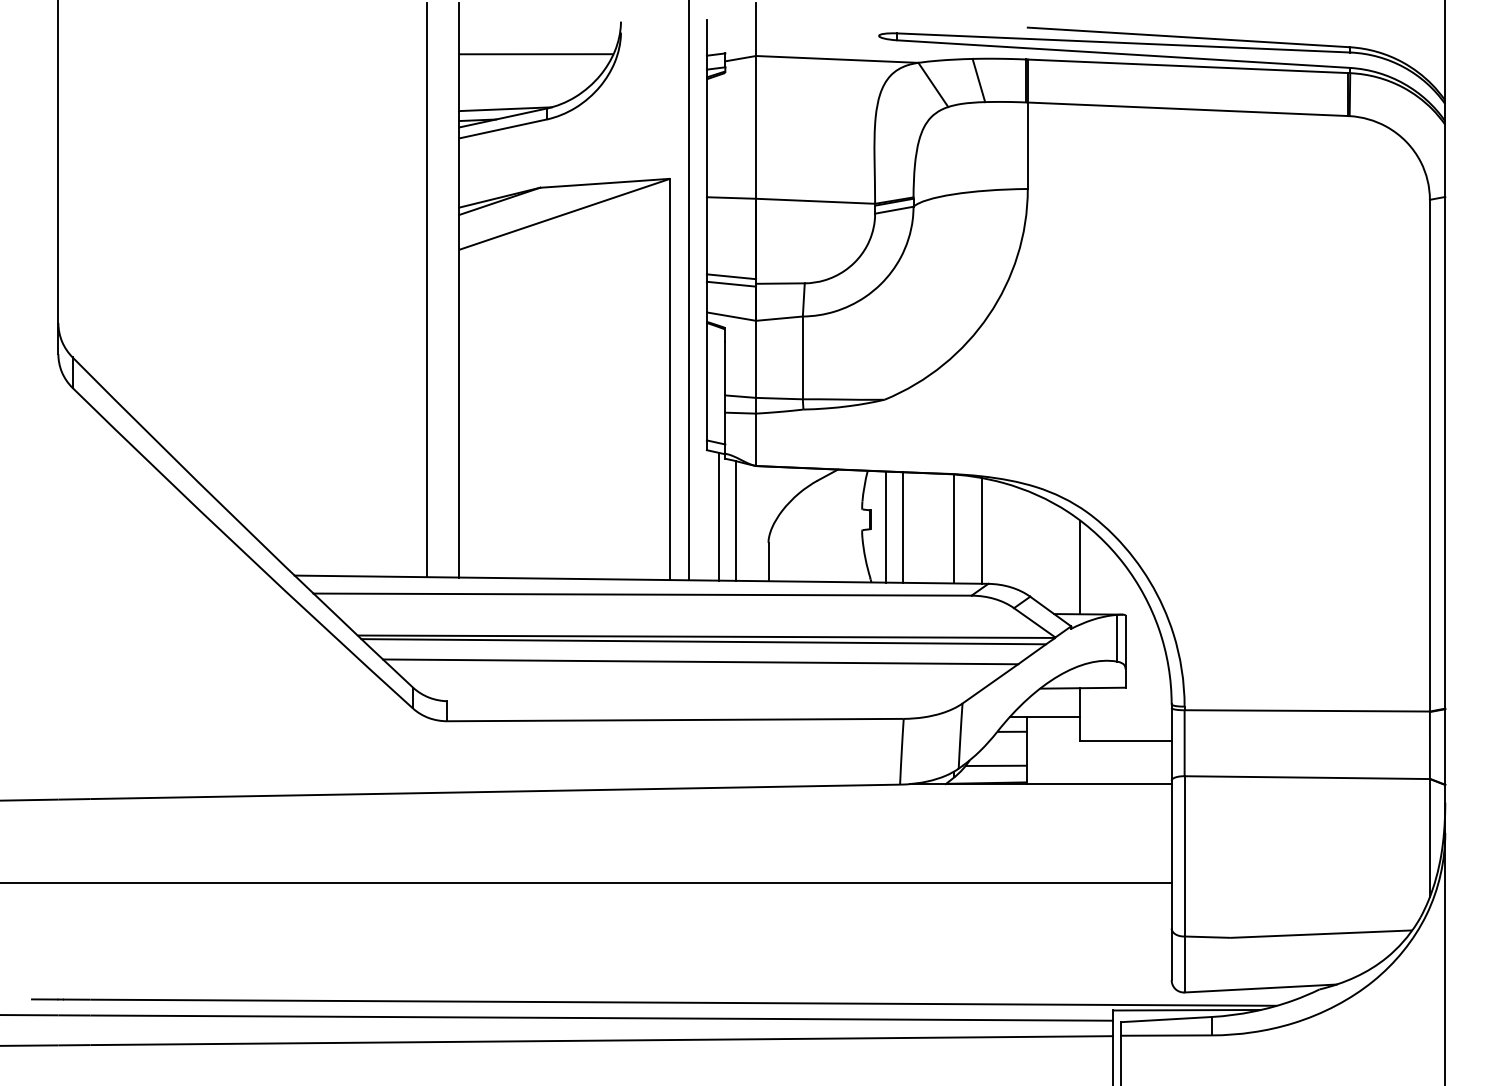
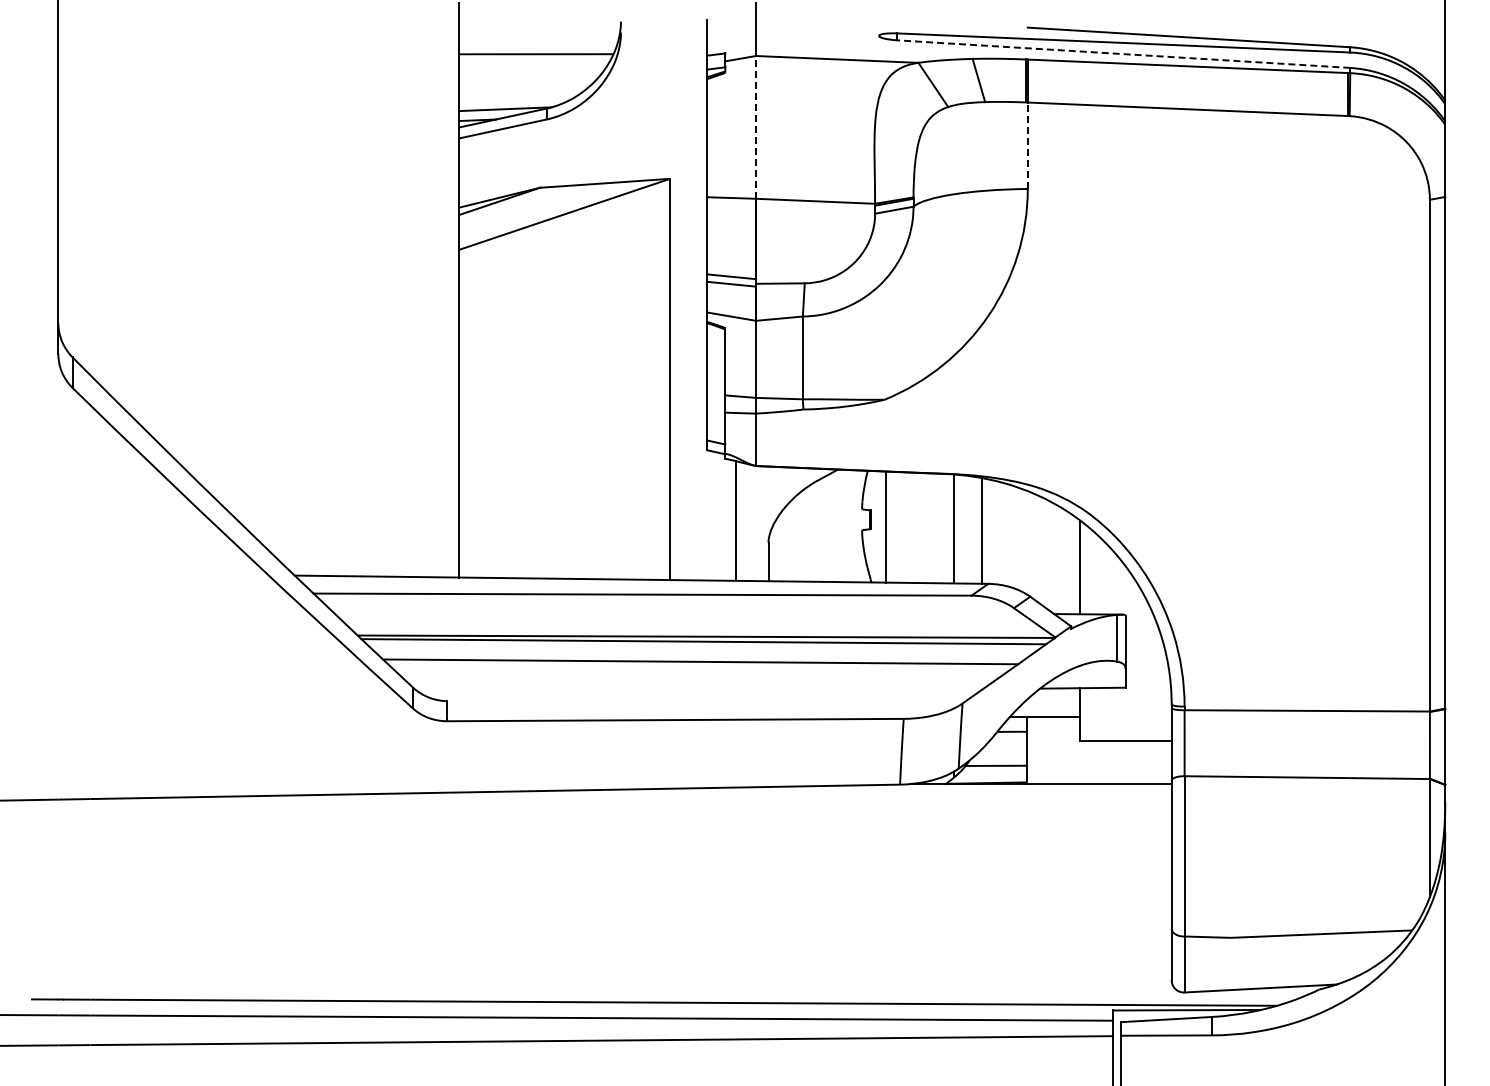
line: solid -> dashed (1123, 54)
line: solid -> dashed (756, 126)
line: solid -> dashed (1027, 145)
line: present -> none (427, 290)
line: present -> none (688, 291)
line: present -> none (719, 516)
line: present -> none (903, 527)
line: present -> none (586, 882)
